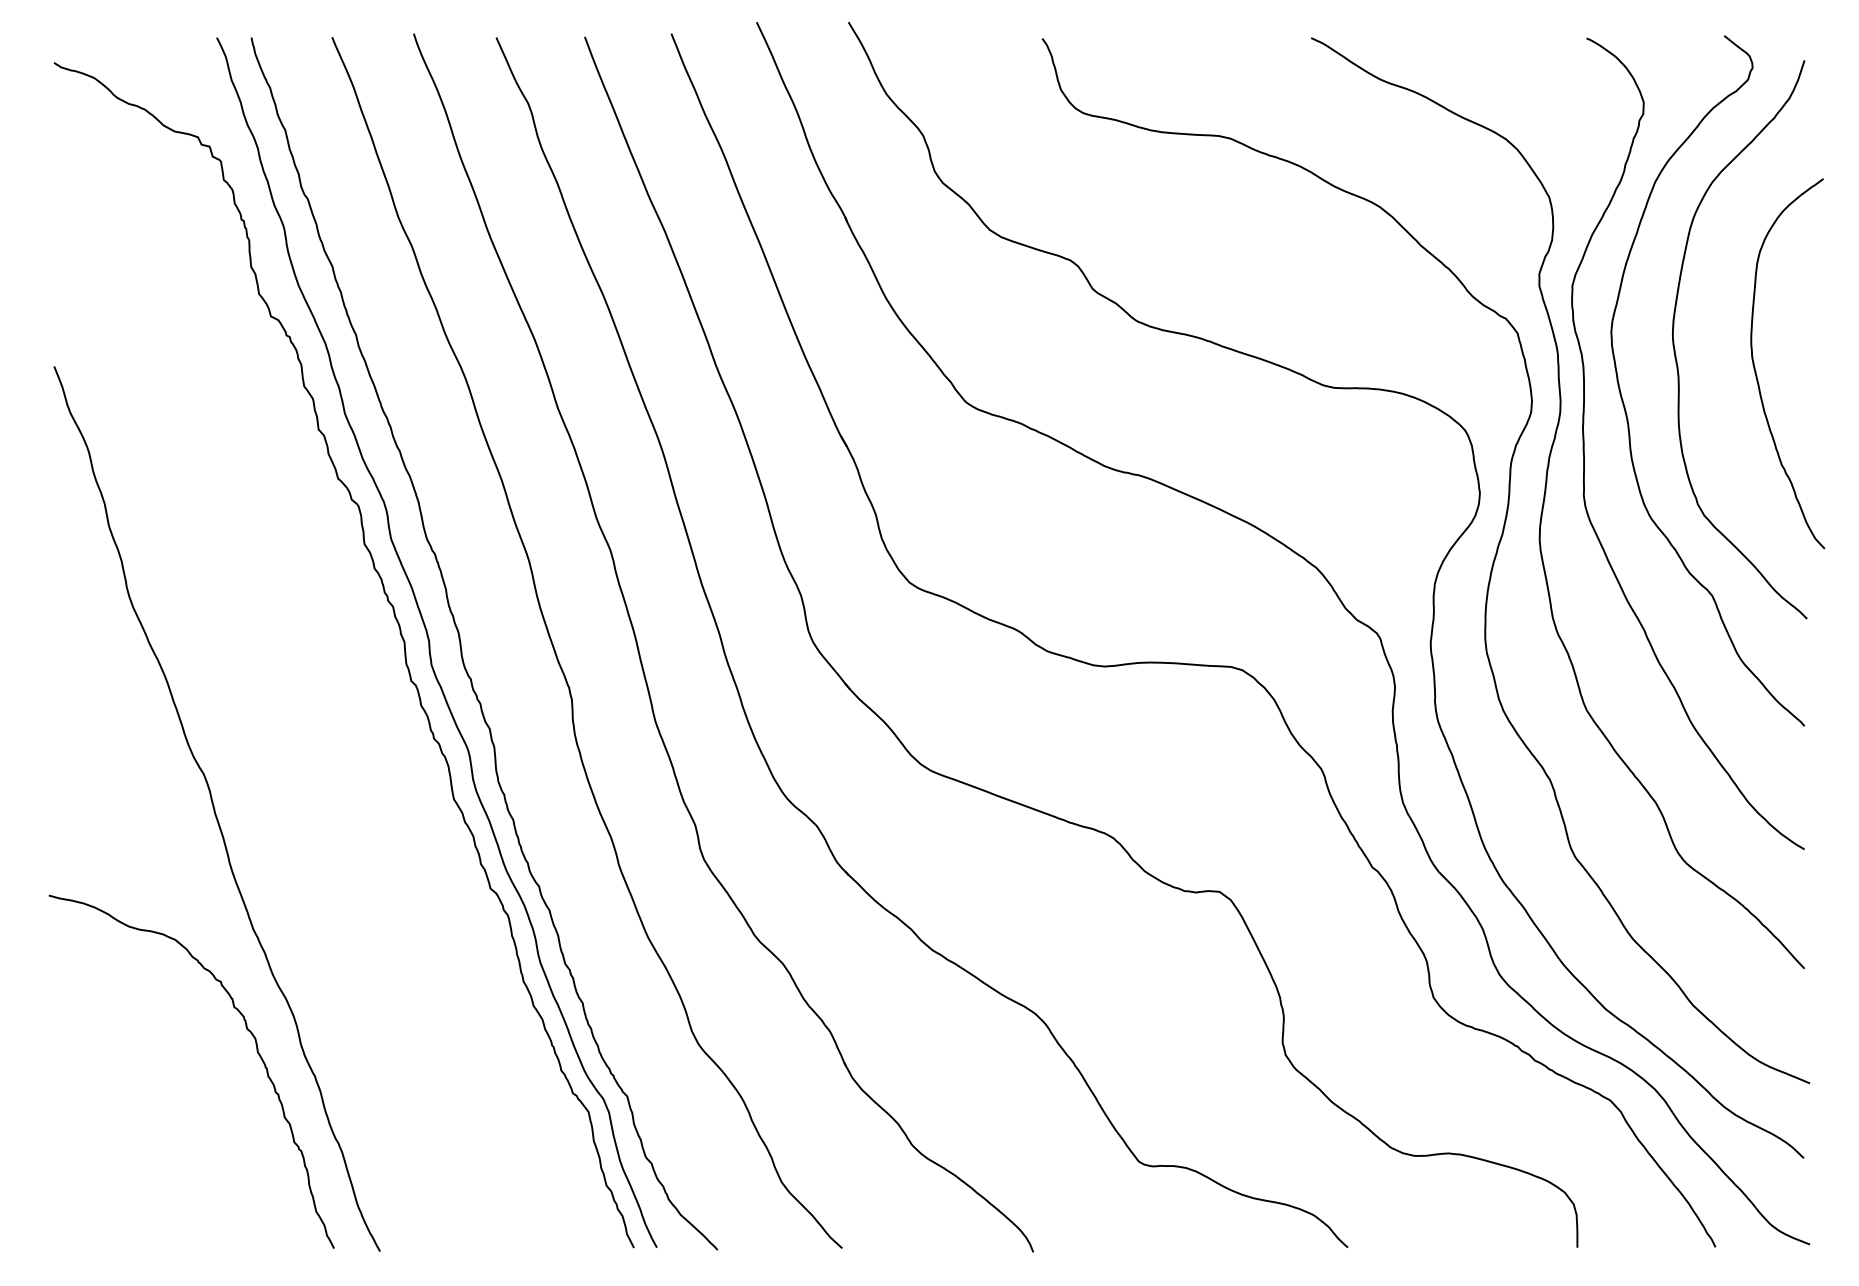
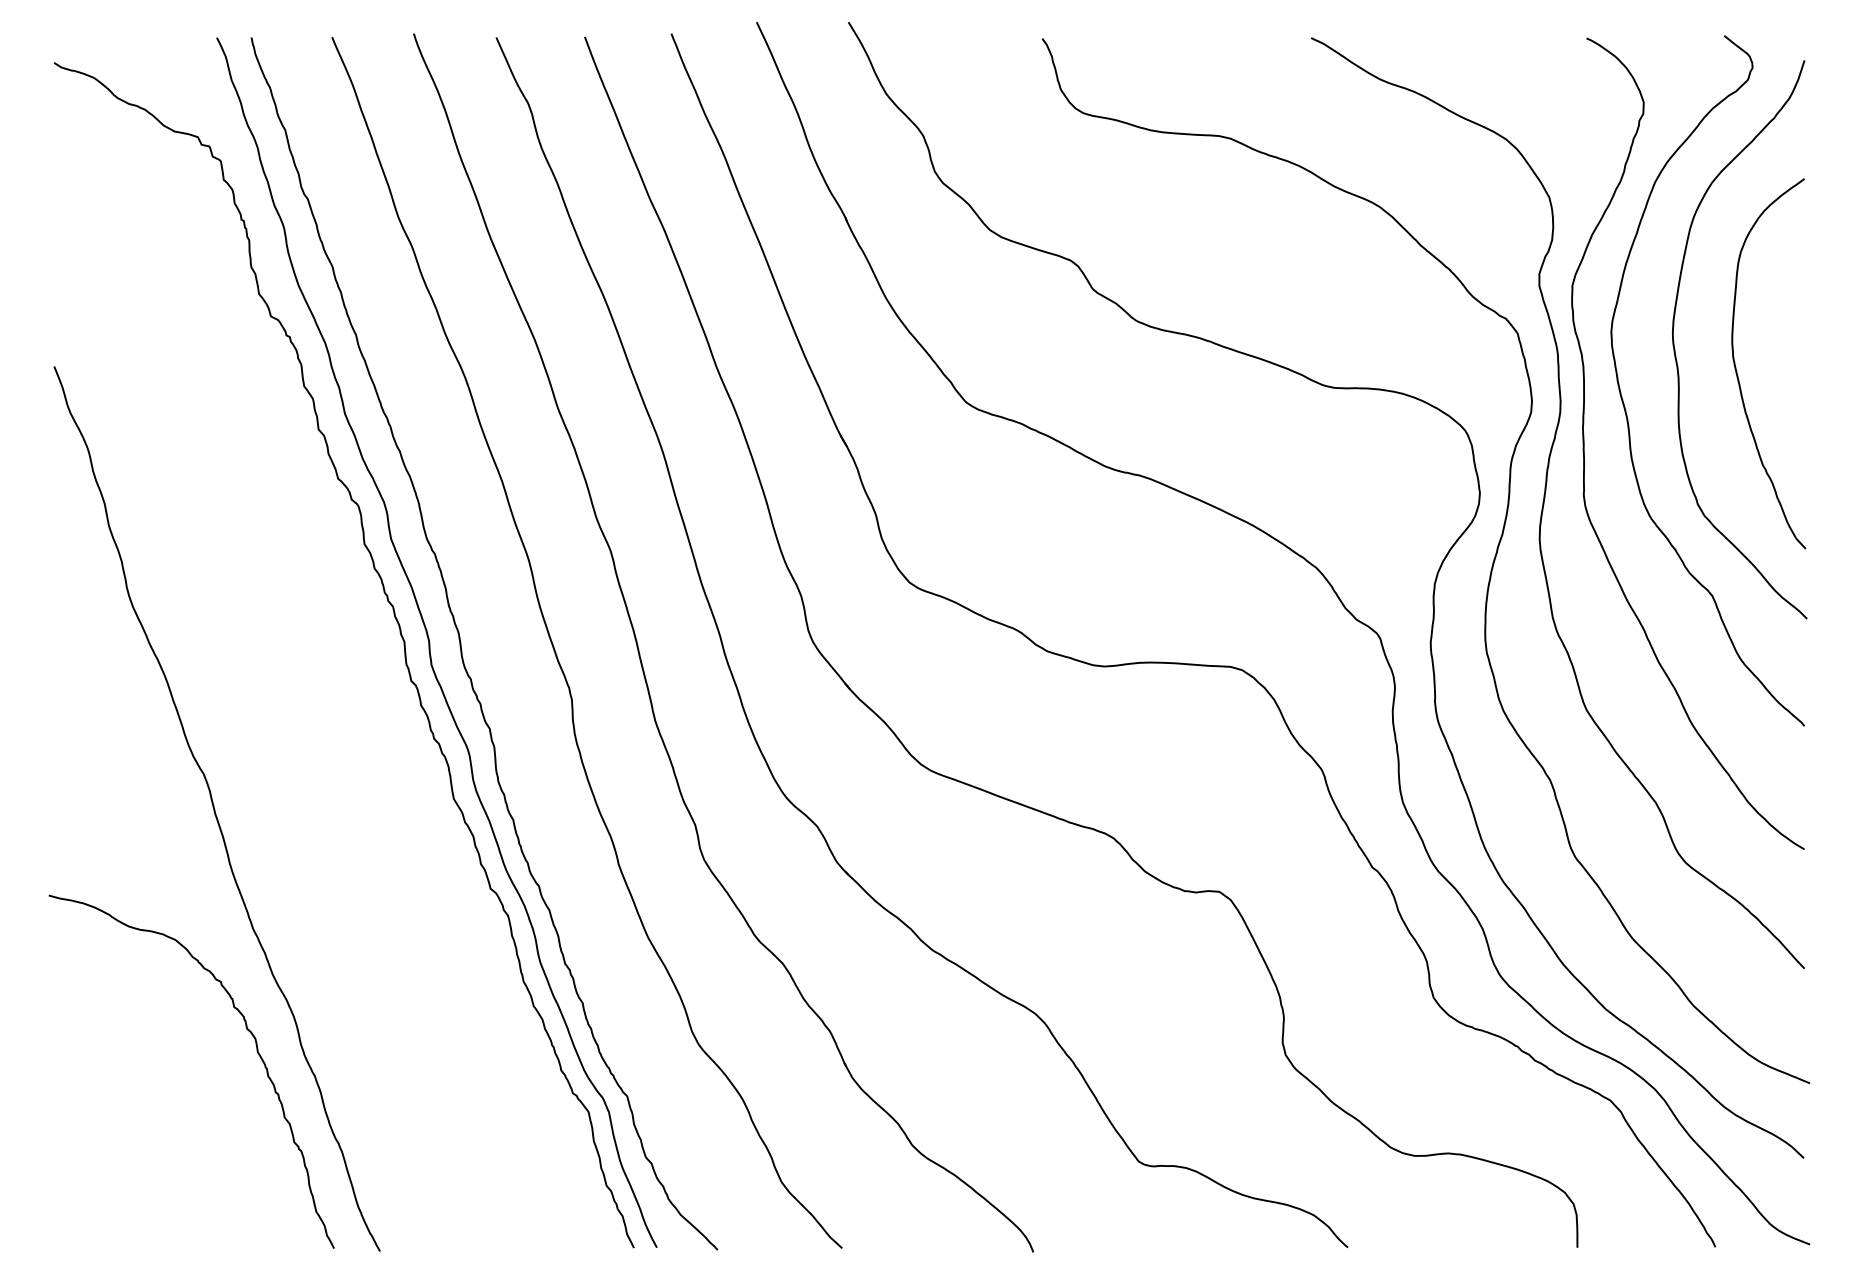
curve position: (1756, 371) -> (1737, 371) (1737, 371)
